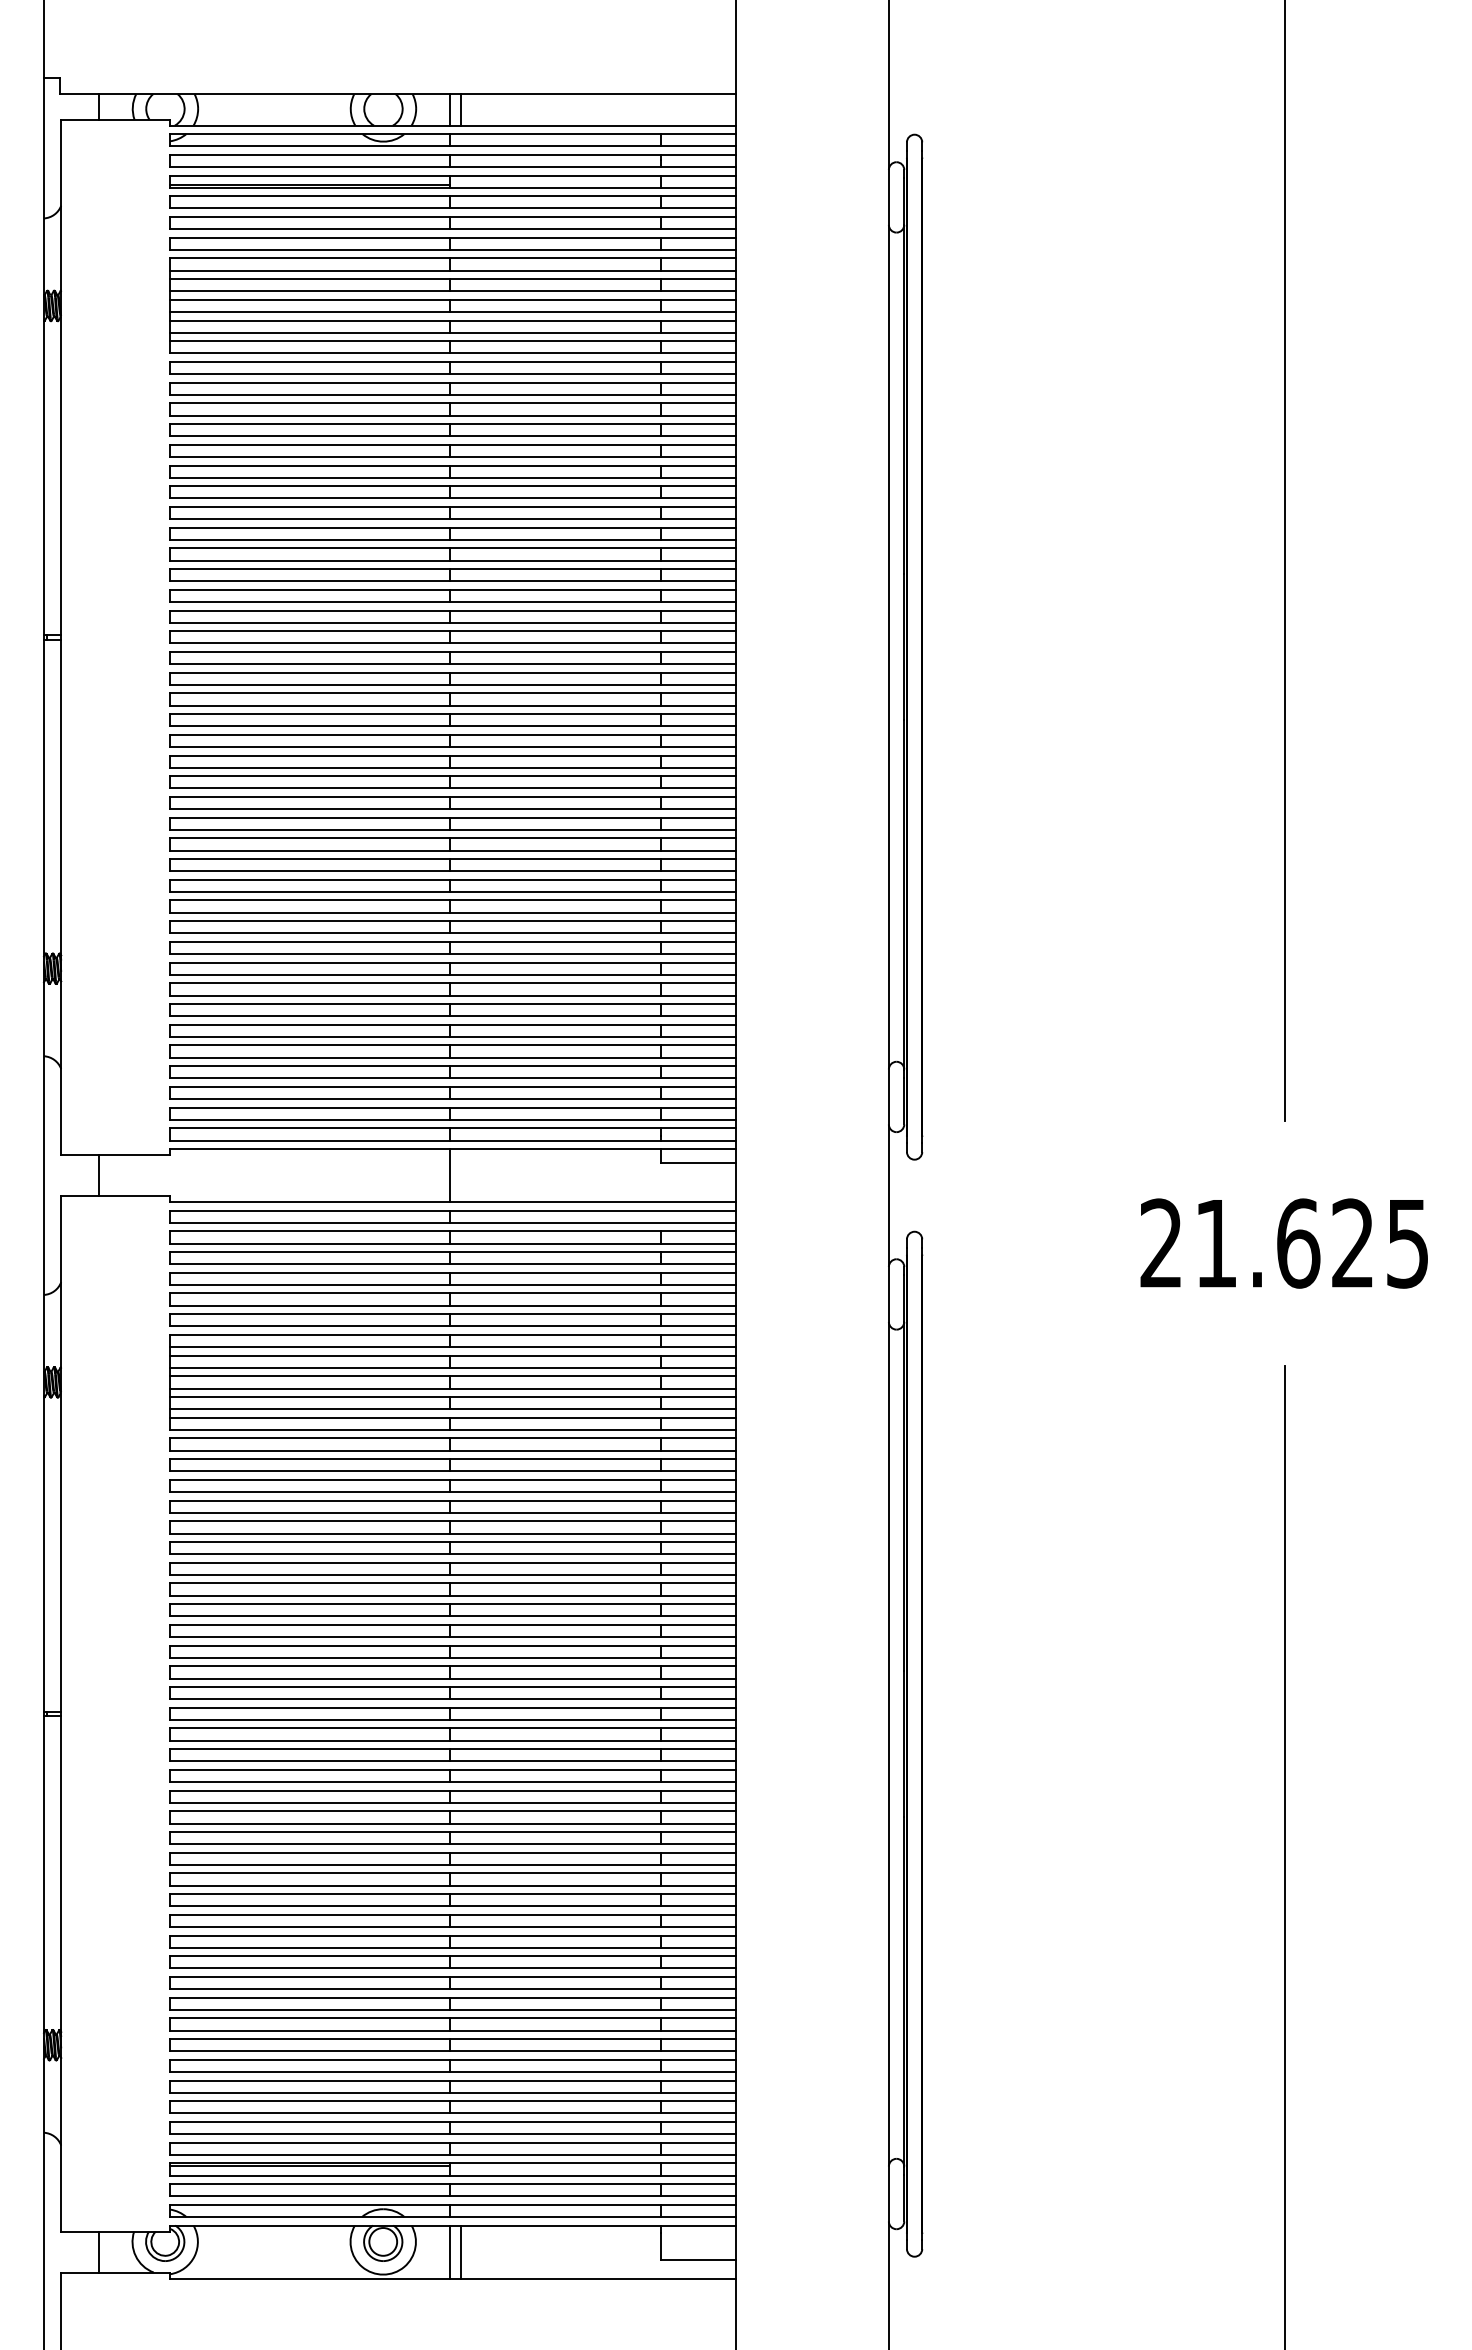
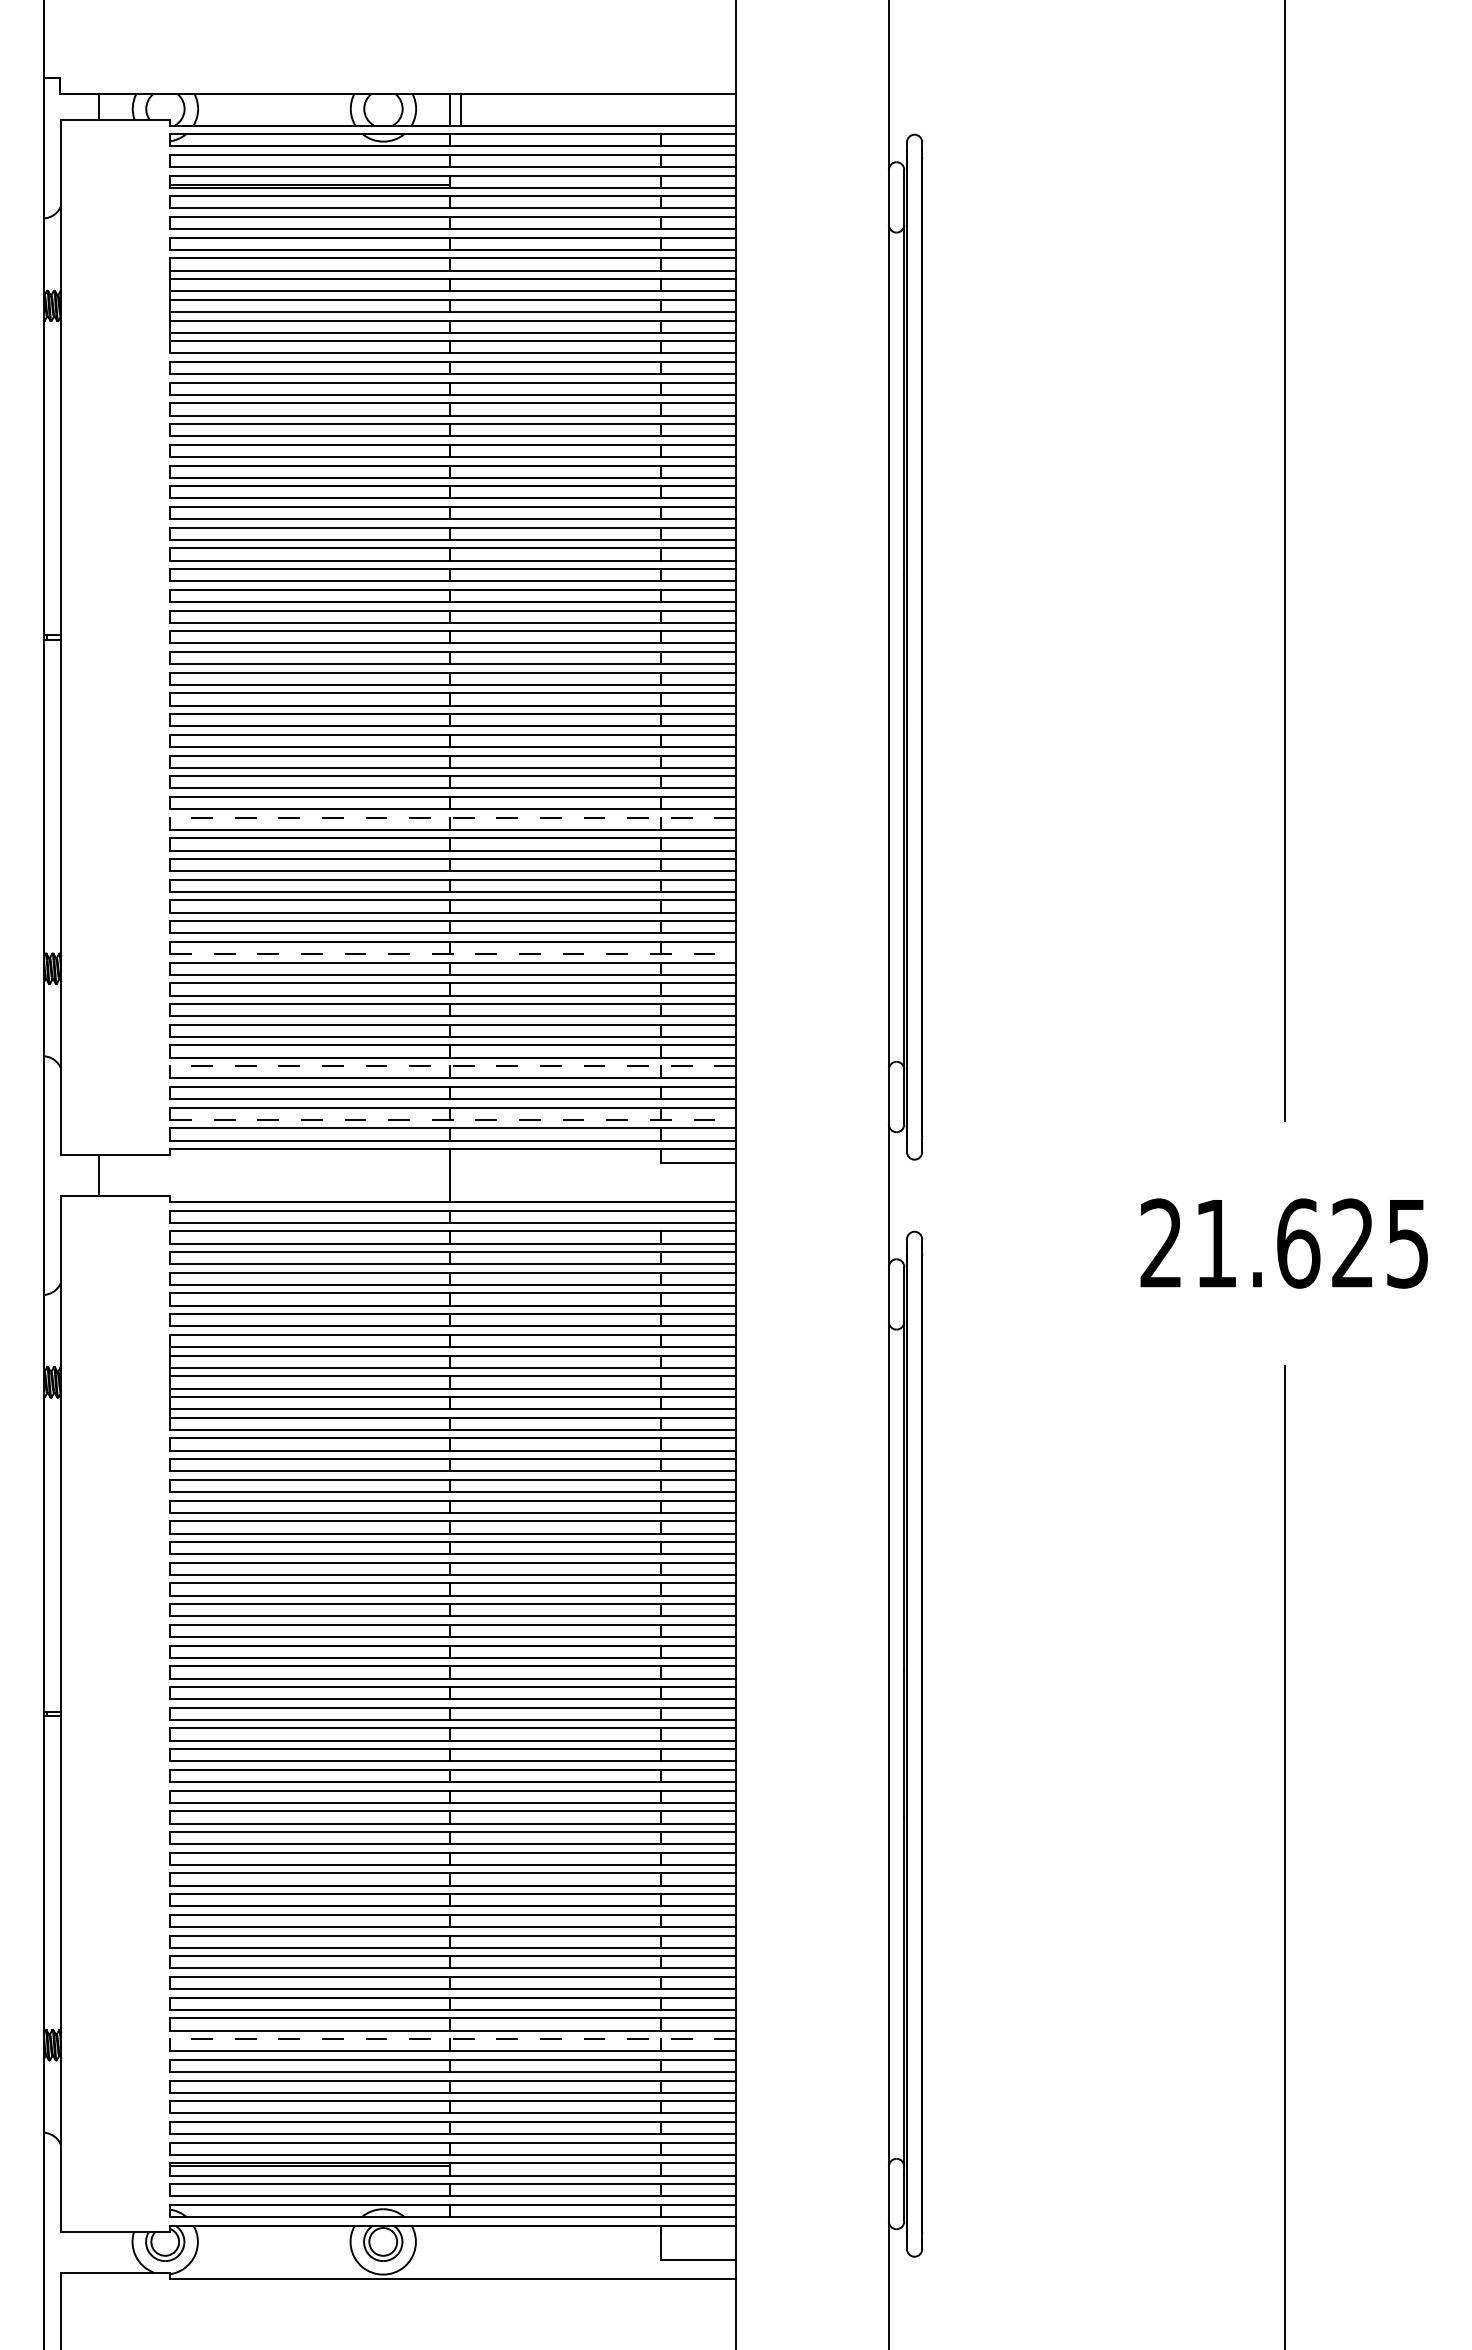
line: solid -> dashed (453, 817)
line: solid -> dashed (453, 954)
line: solid -> dashed (453, 1066)
line: solid -> dashed (453, 1119)
line: solid -> dashed (453, 2039)
line: present -> none (98, 2251)
line: present -> none (450, 2251)
line: present -> none (461, 2251)
